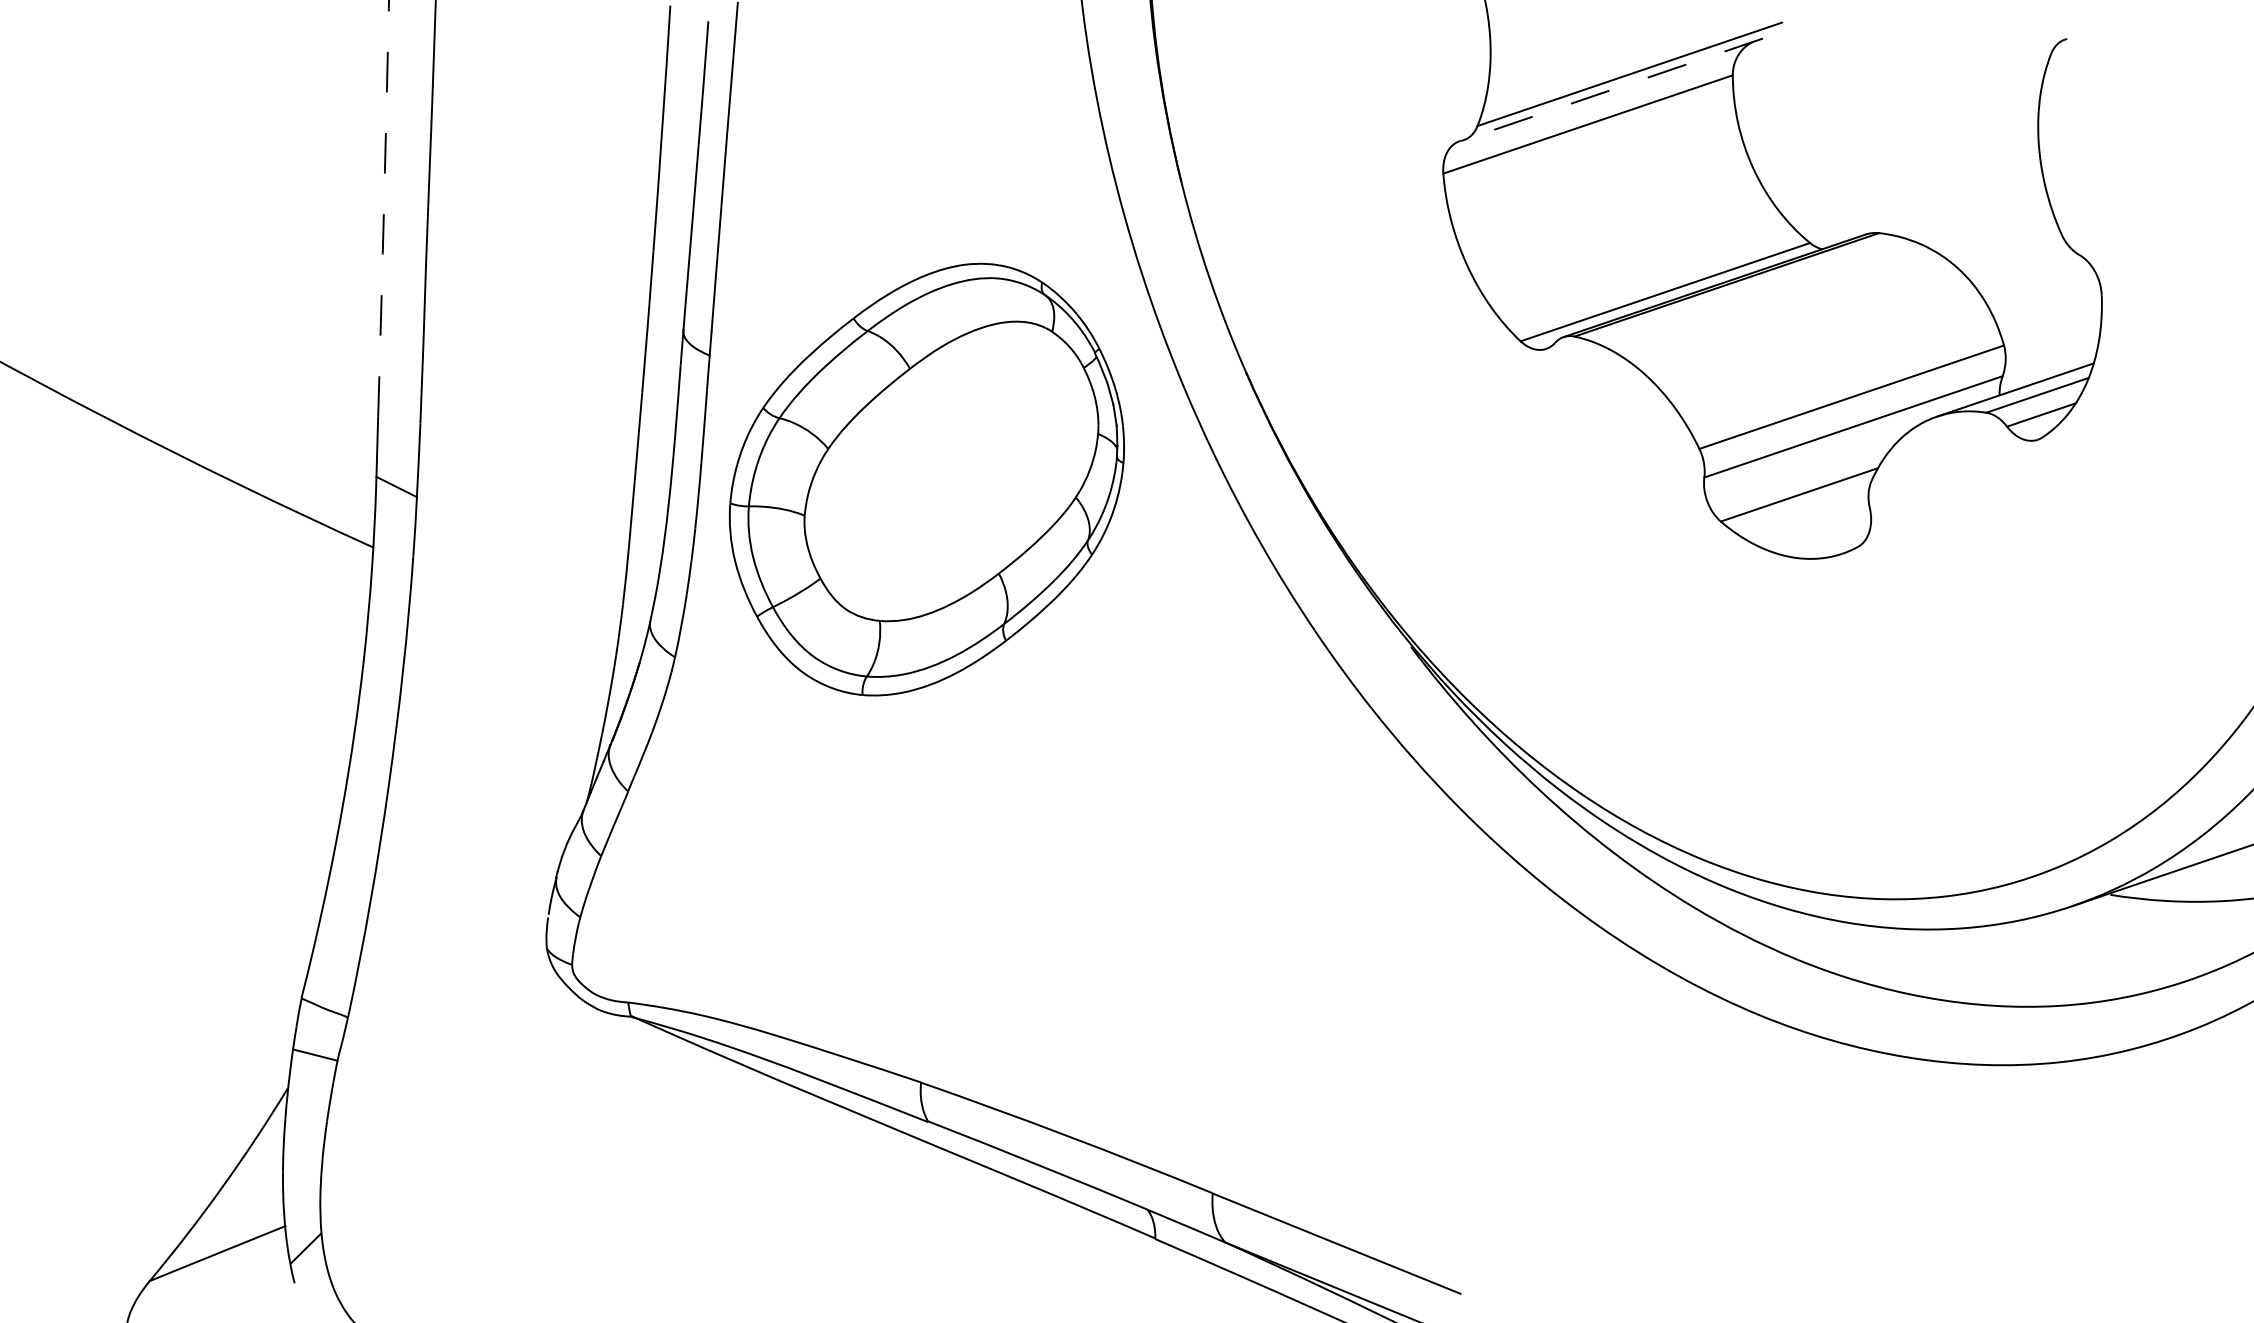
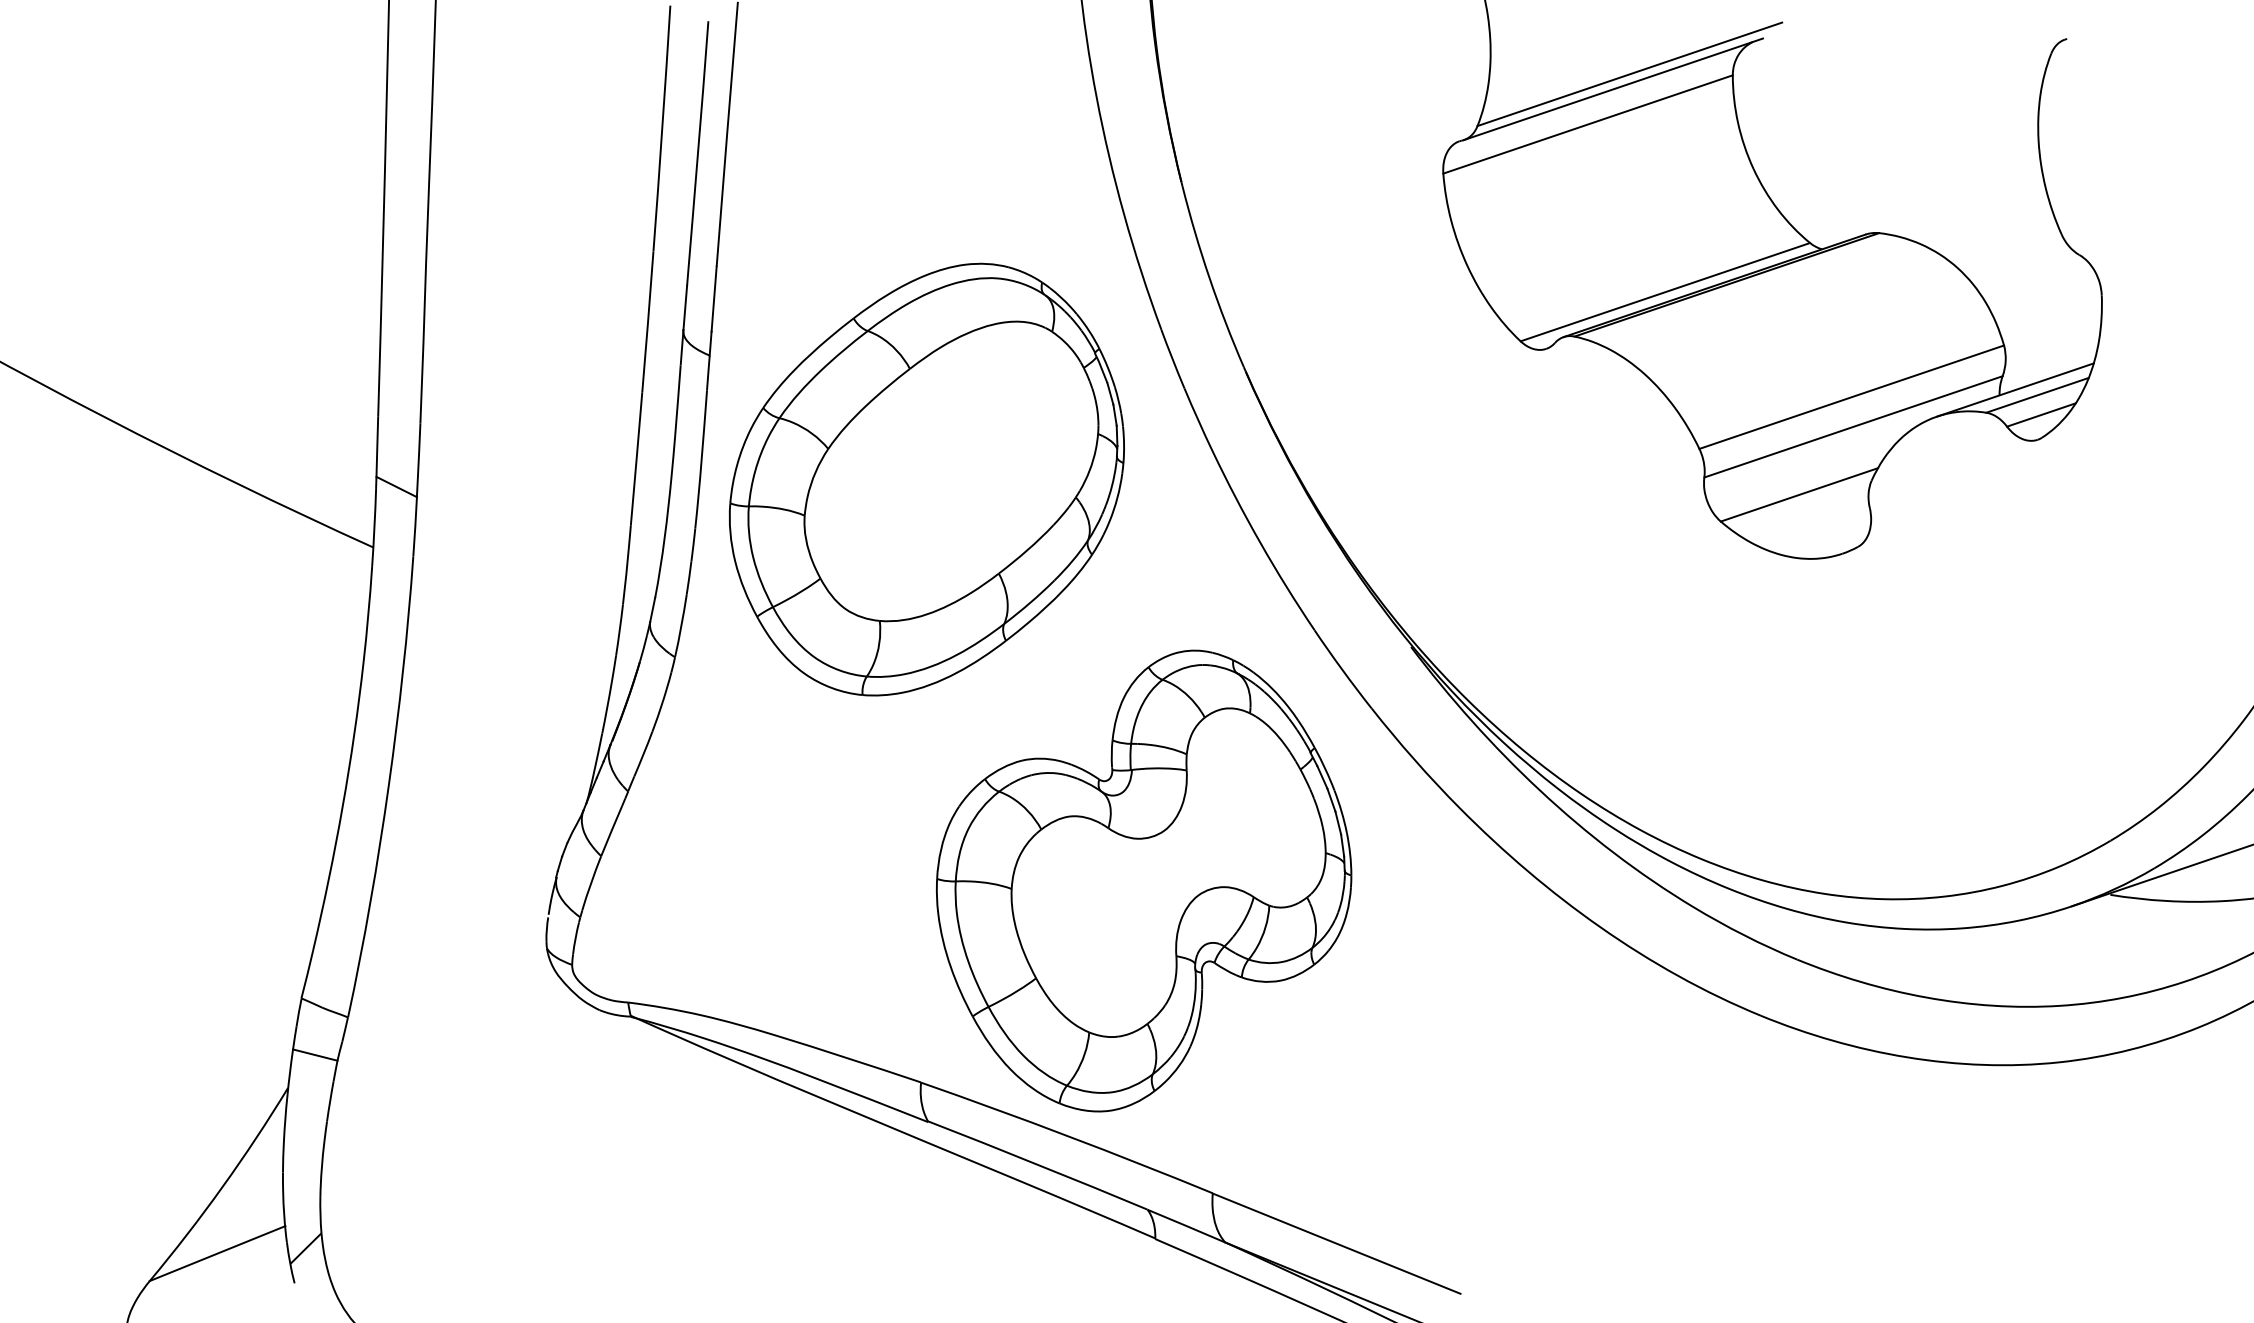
line: dashed -> solid (1613, 89)
arc: dashed -> solid (383, 208)
part: none -> present (1144, 880)
